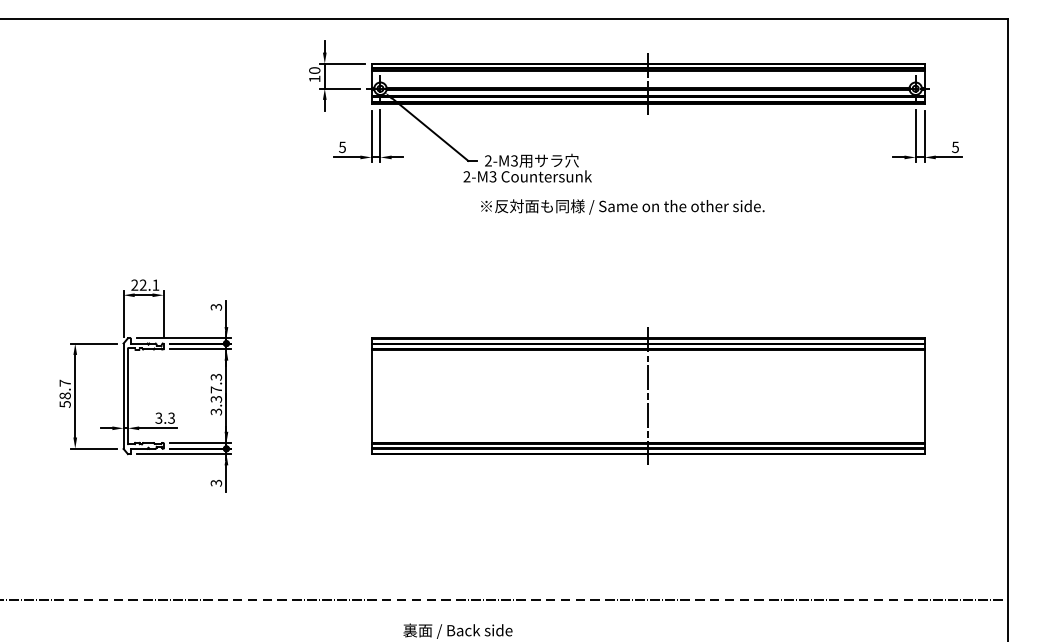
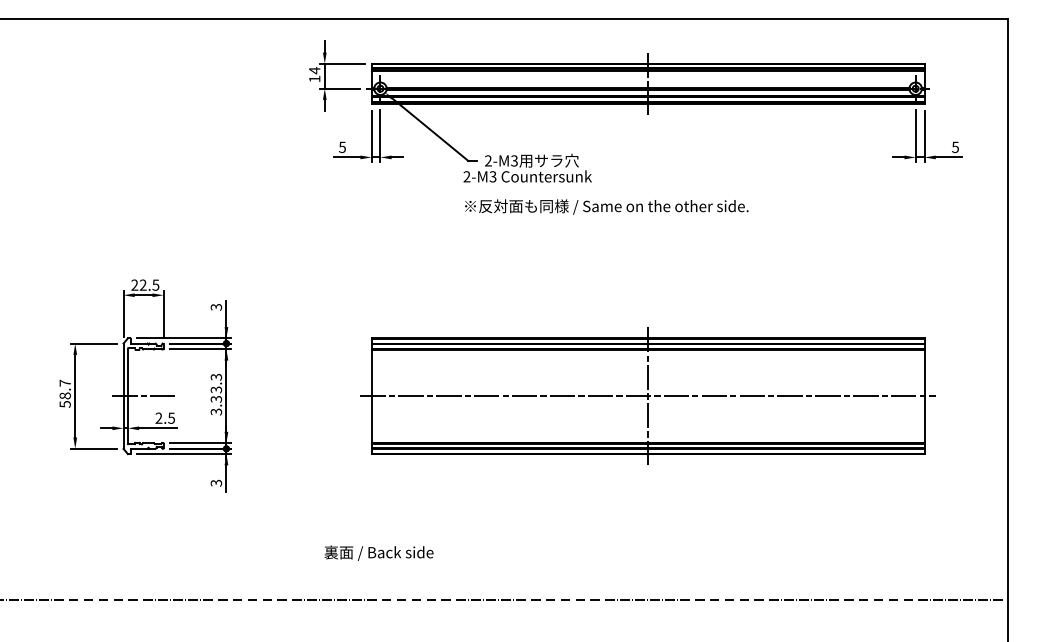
text: 10 -> 14 (314, 70)
text position: (622, 206) -> (606, 206) (606, 206)
text: 22.1 -> 22.5 (155, 284)
text: 7.3 -> 3.3 (216, 389)
line: none -> present (143, 396)
line: none -> present (647, 396)
text: 3.3 -> 2.5 (164, 417)
text position: (457, 630) -> (378, 552) (378, 552)
